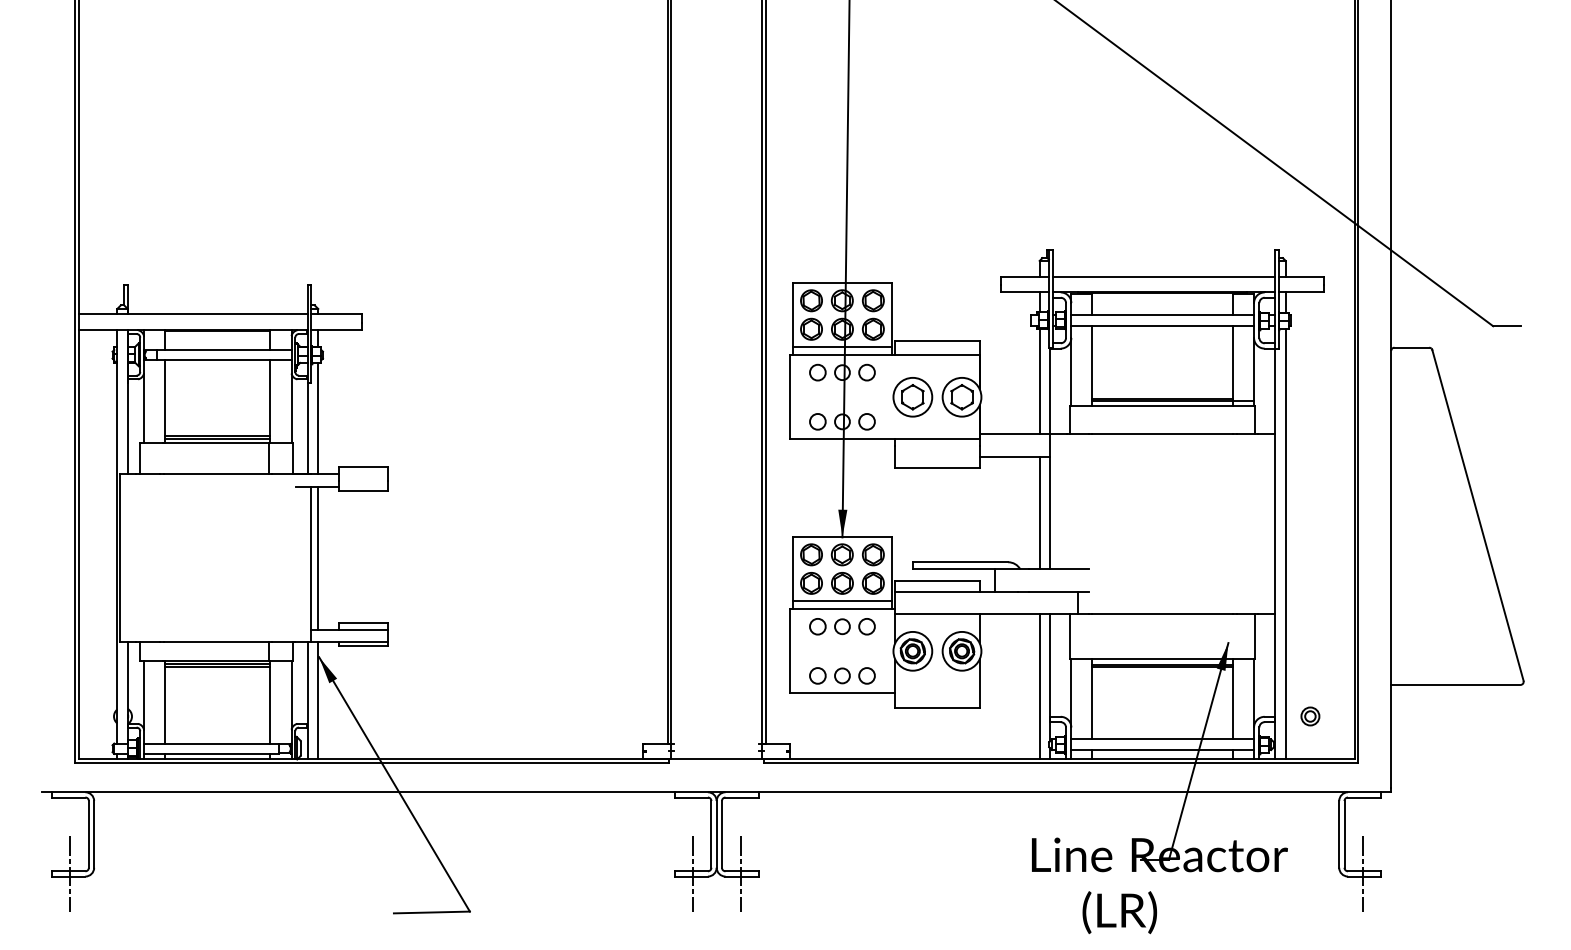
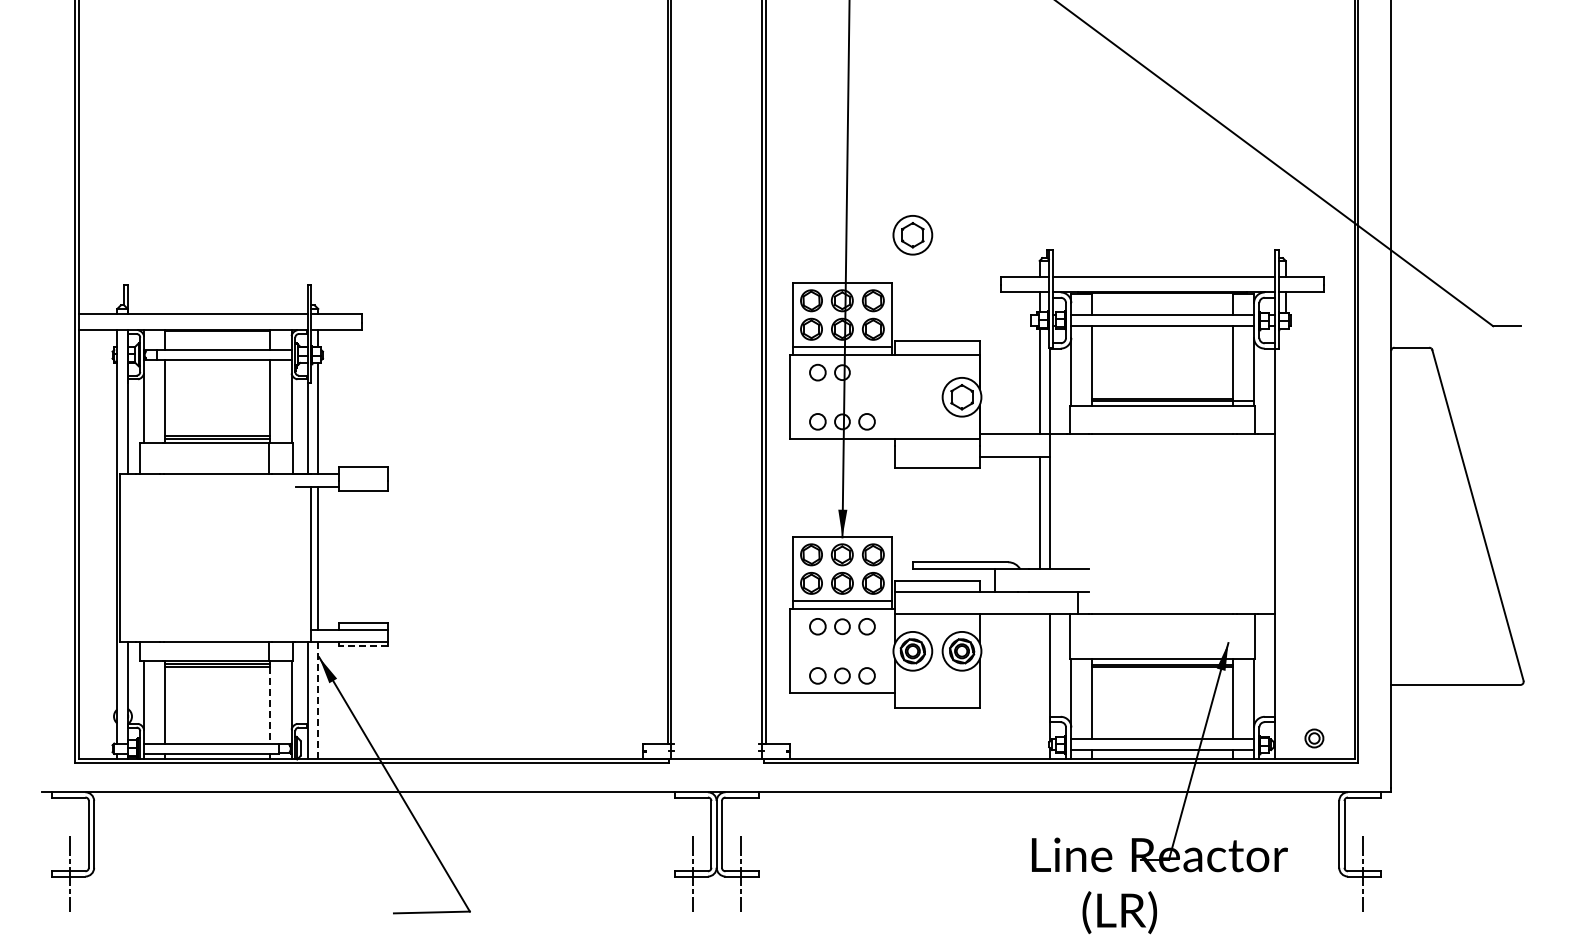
circle: present -> none (866, 372)
part position: (912, 397) -> (912, 235) (912, 235)
line: present -> none (1285, 543)
line: solid -> dashed (363, 646)
line: present -> none (1039, 686)
line: solid -> dashed (318, 700)
line: solid -> dashed (270, 705)
part position: (1310, 716) -> (1314, 738) (1314, 738)
